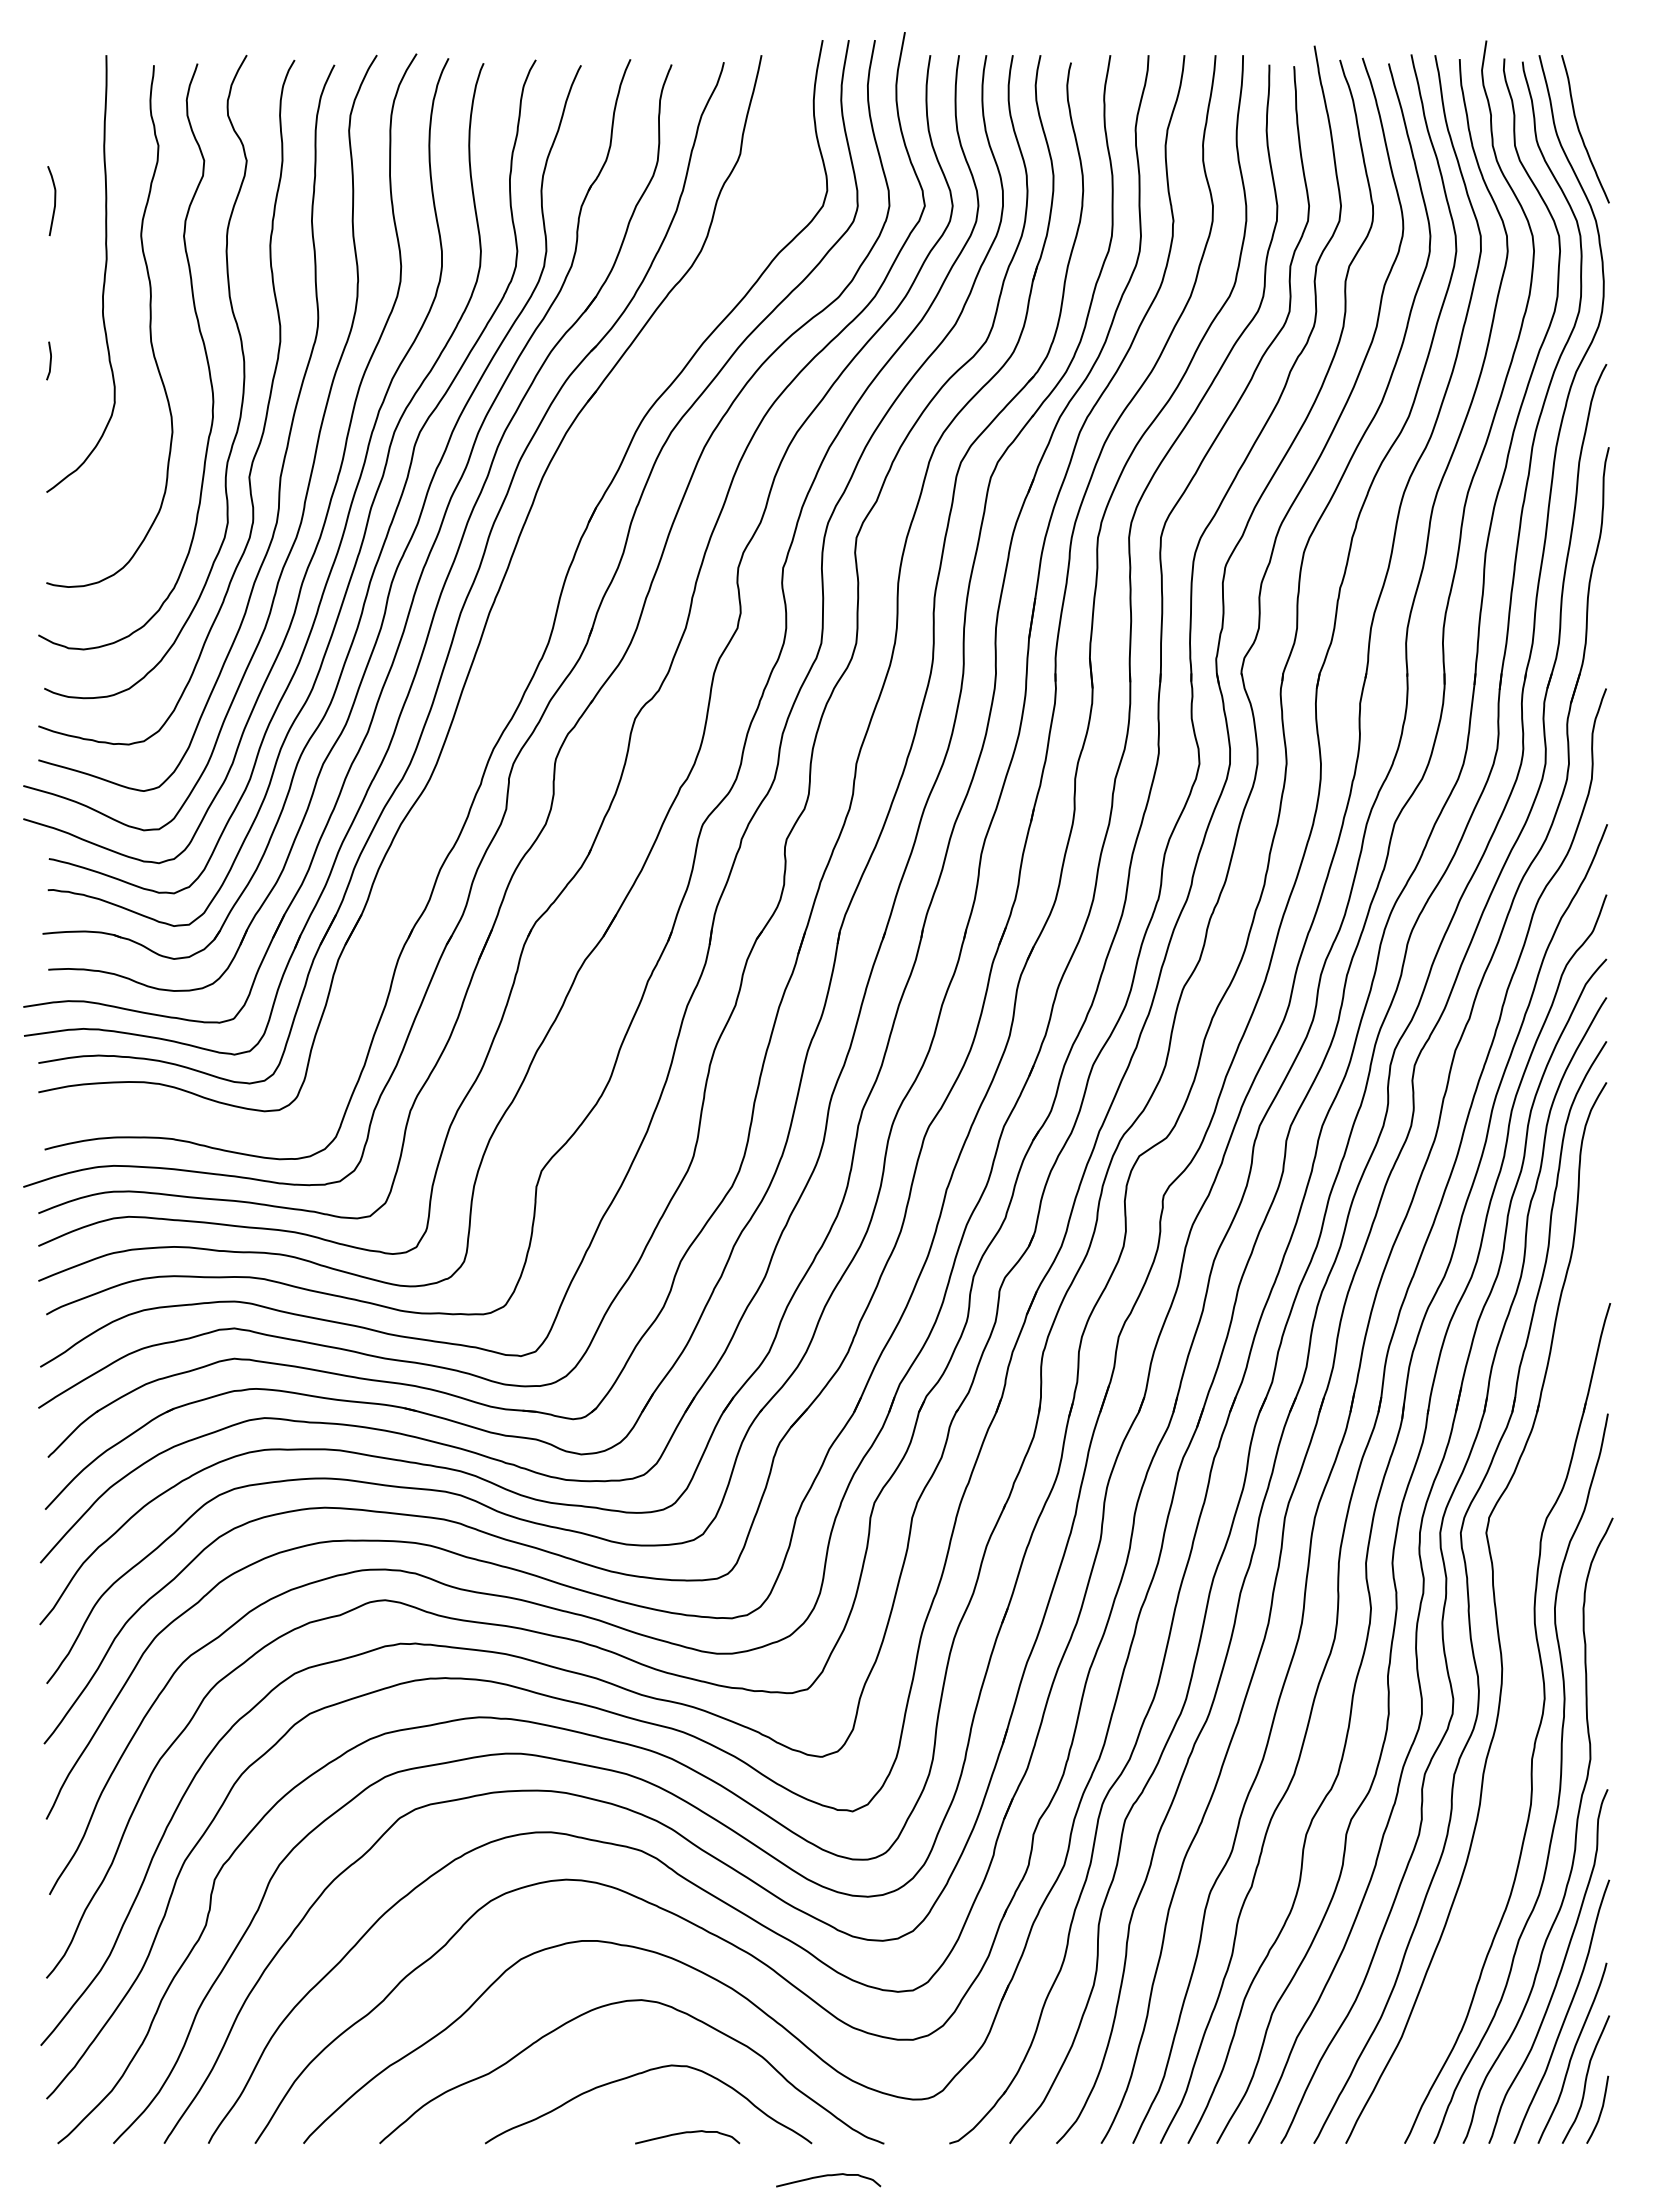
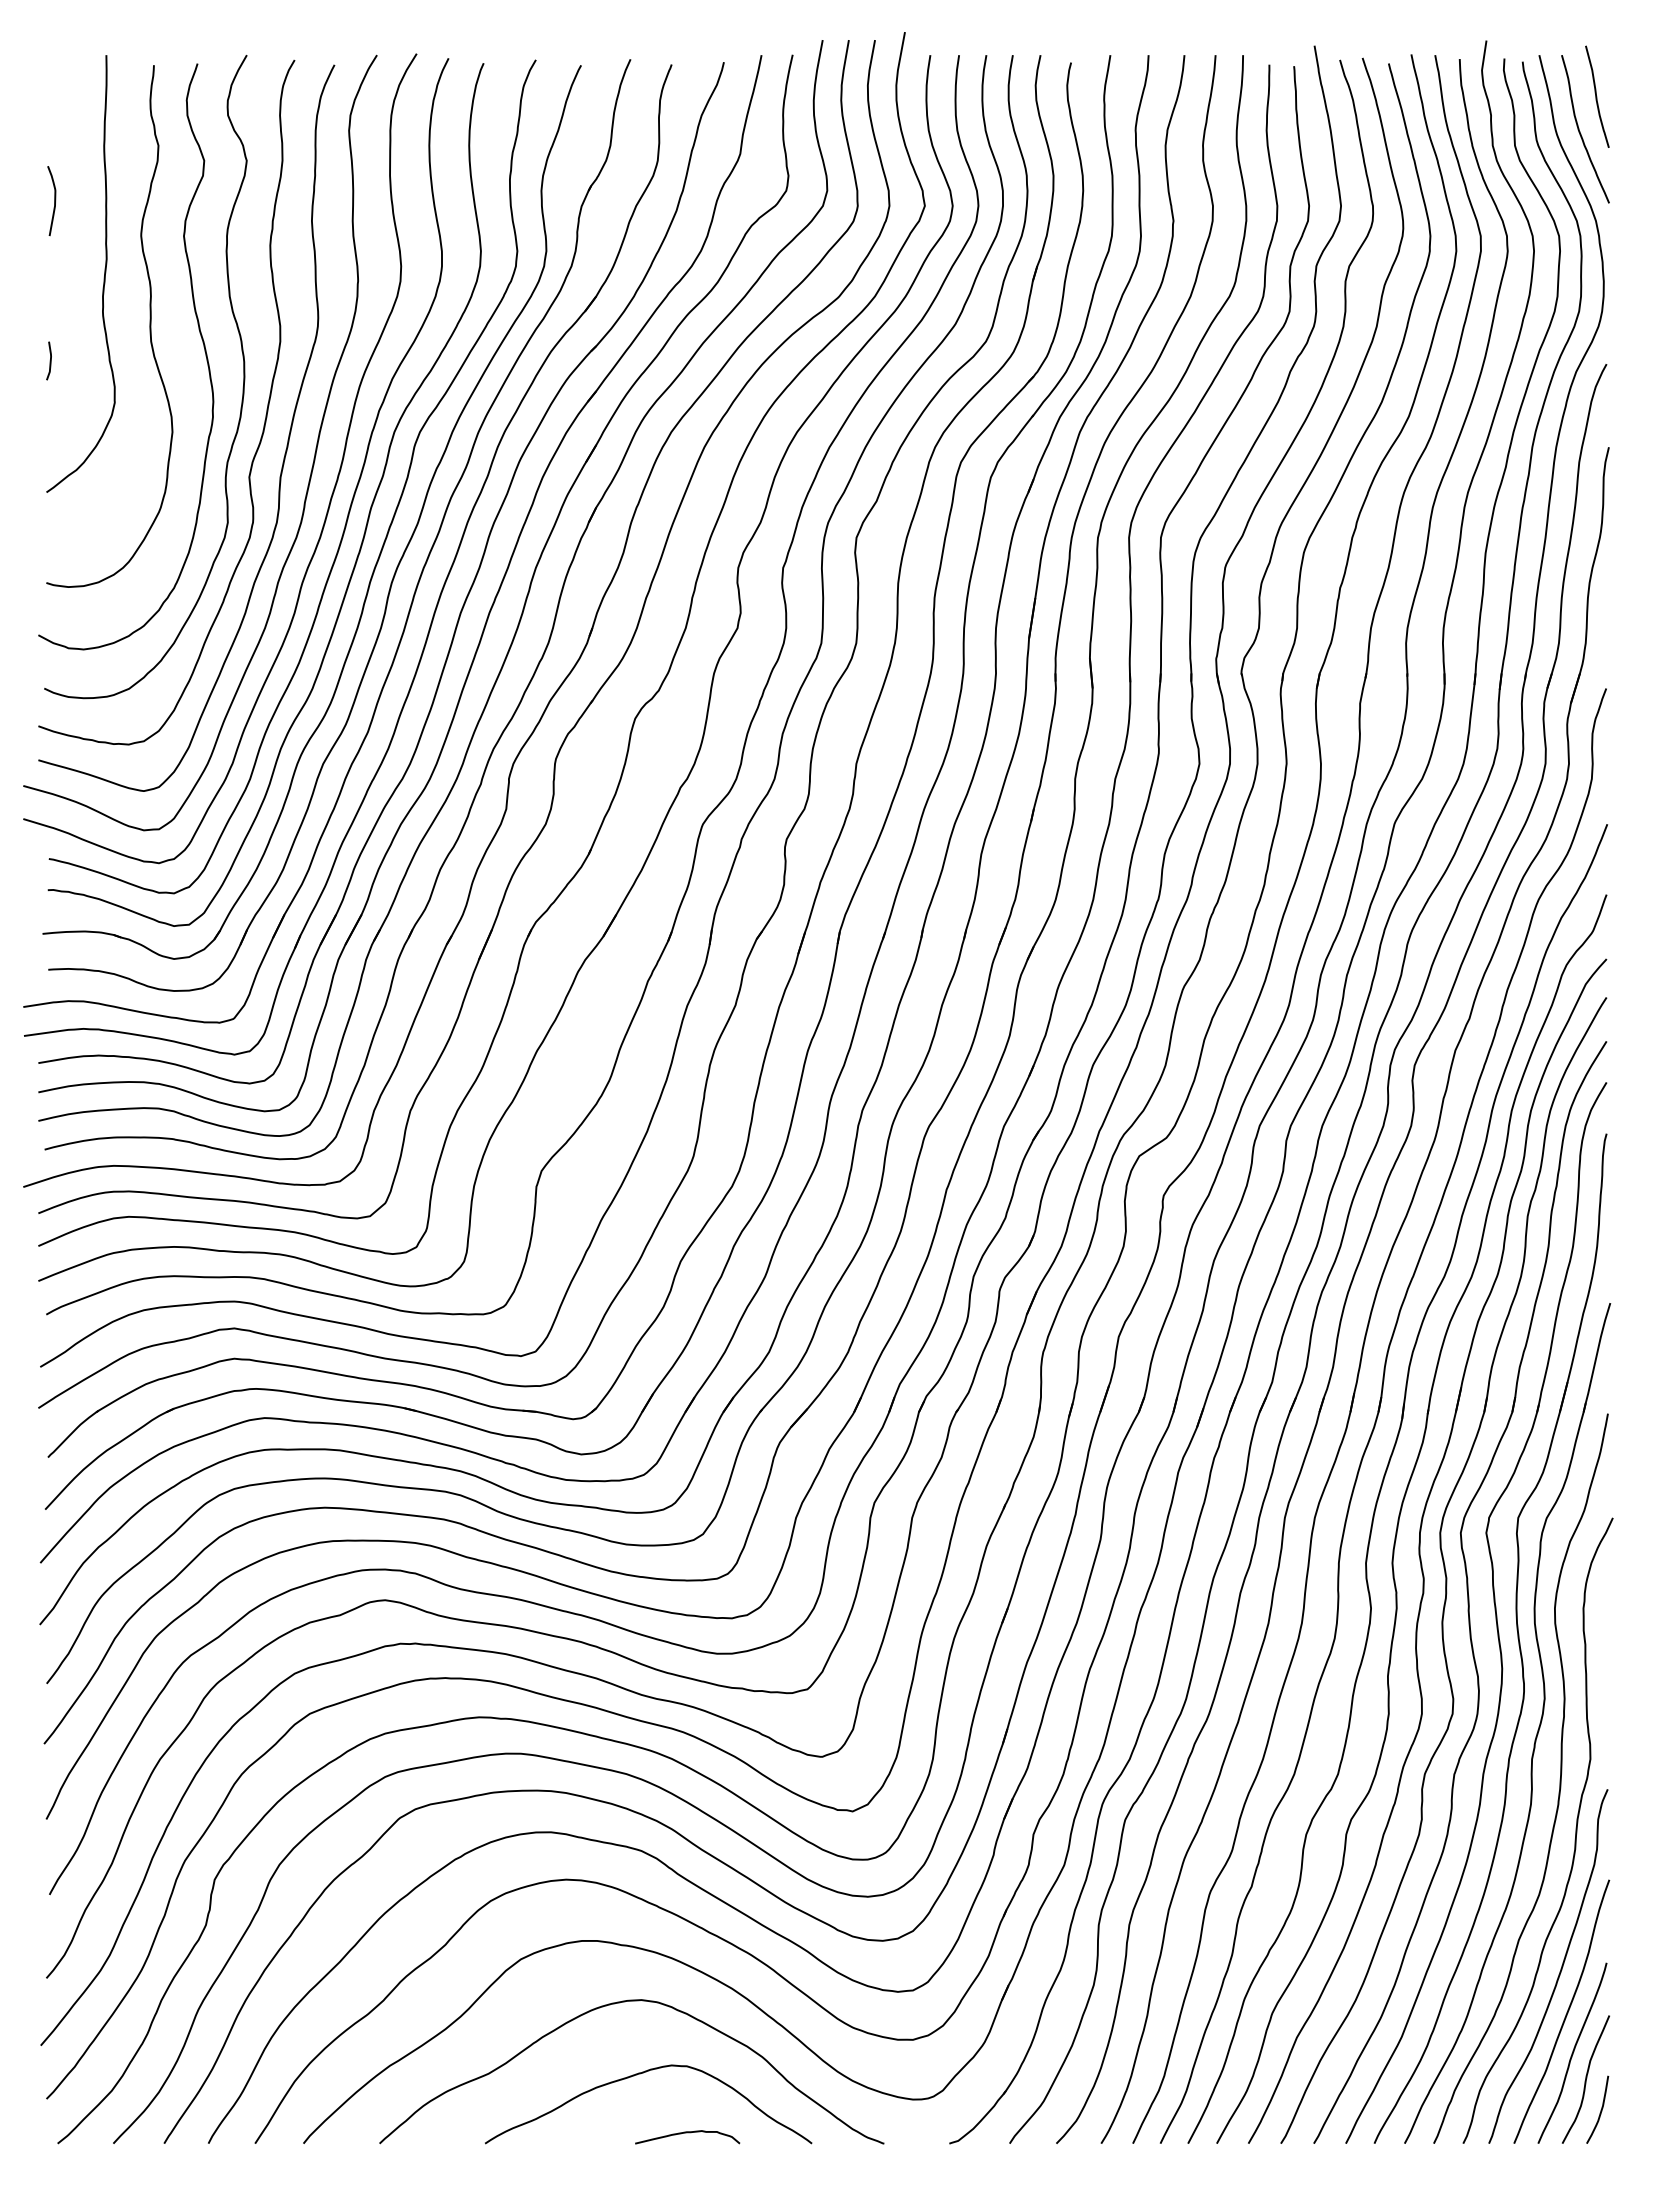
curve: none -> present (1597, 96)
part: none -> present (513, 635)
part: none -> present (1517, 1638)
curve: present -> none (828, 2176)
